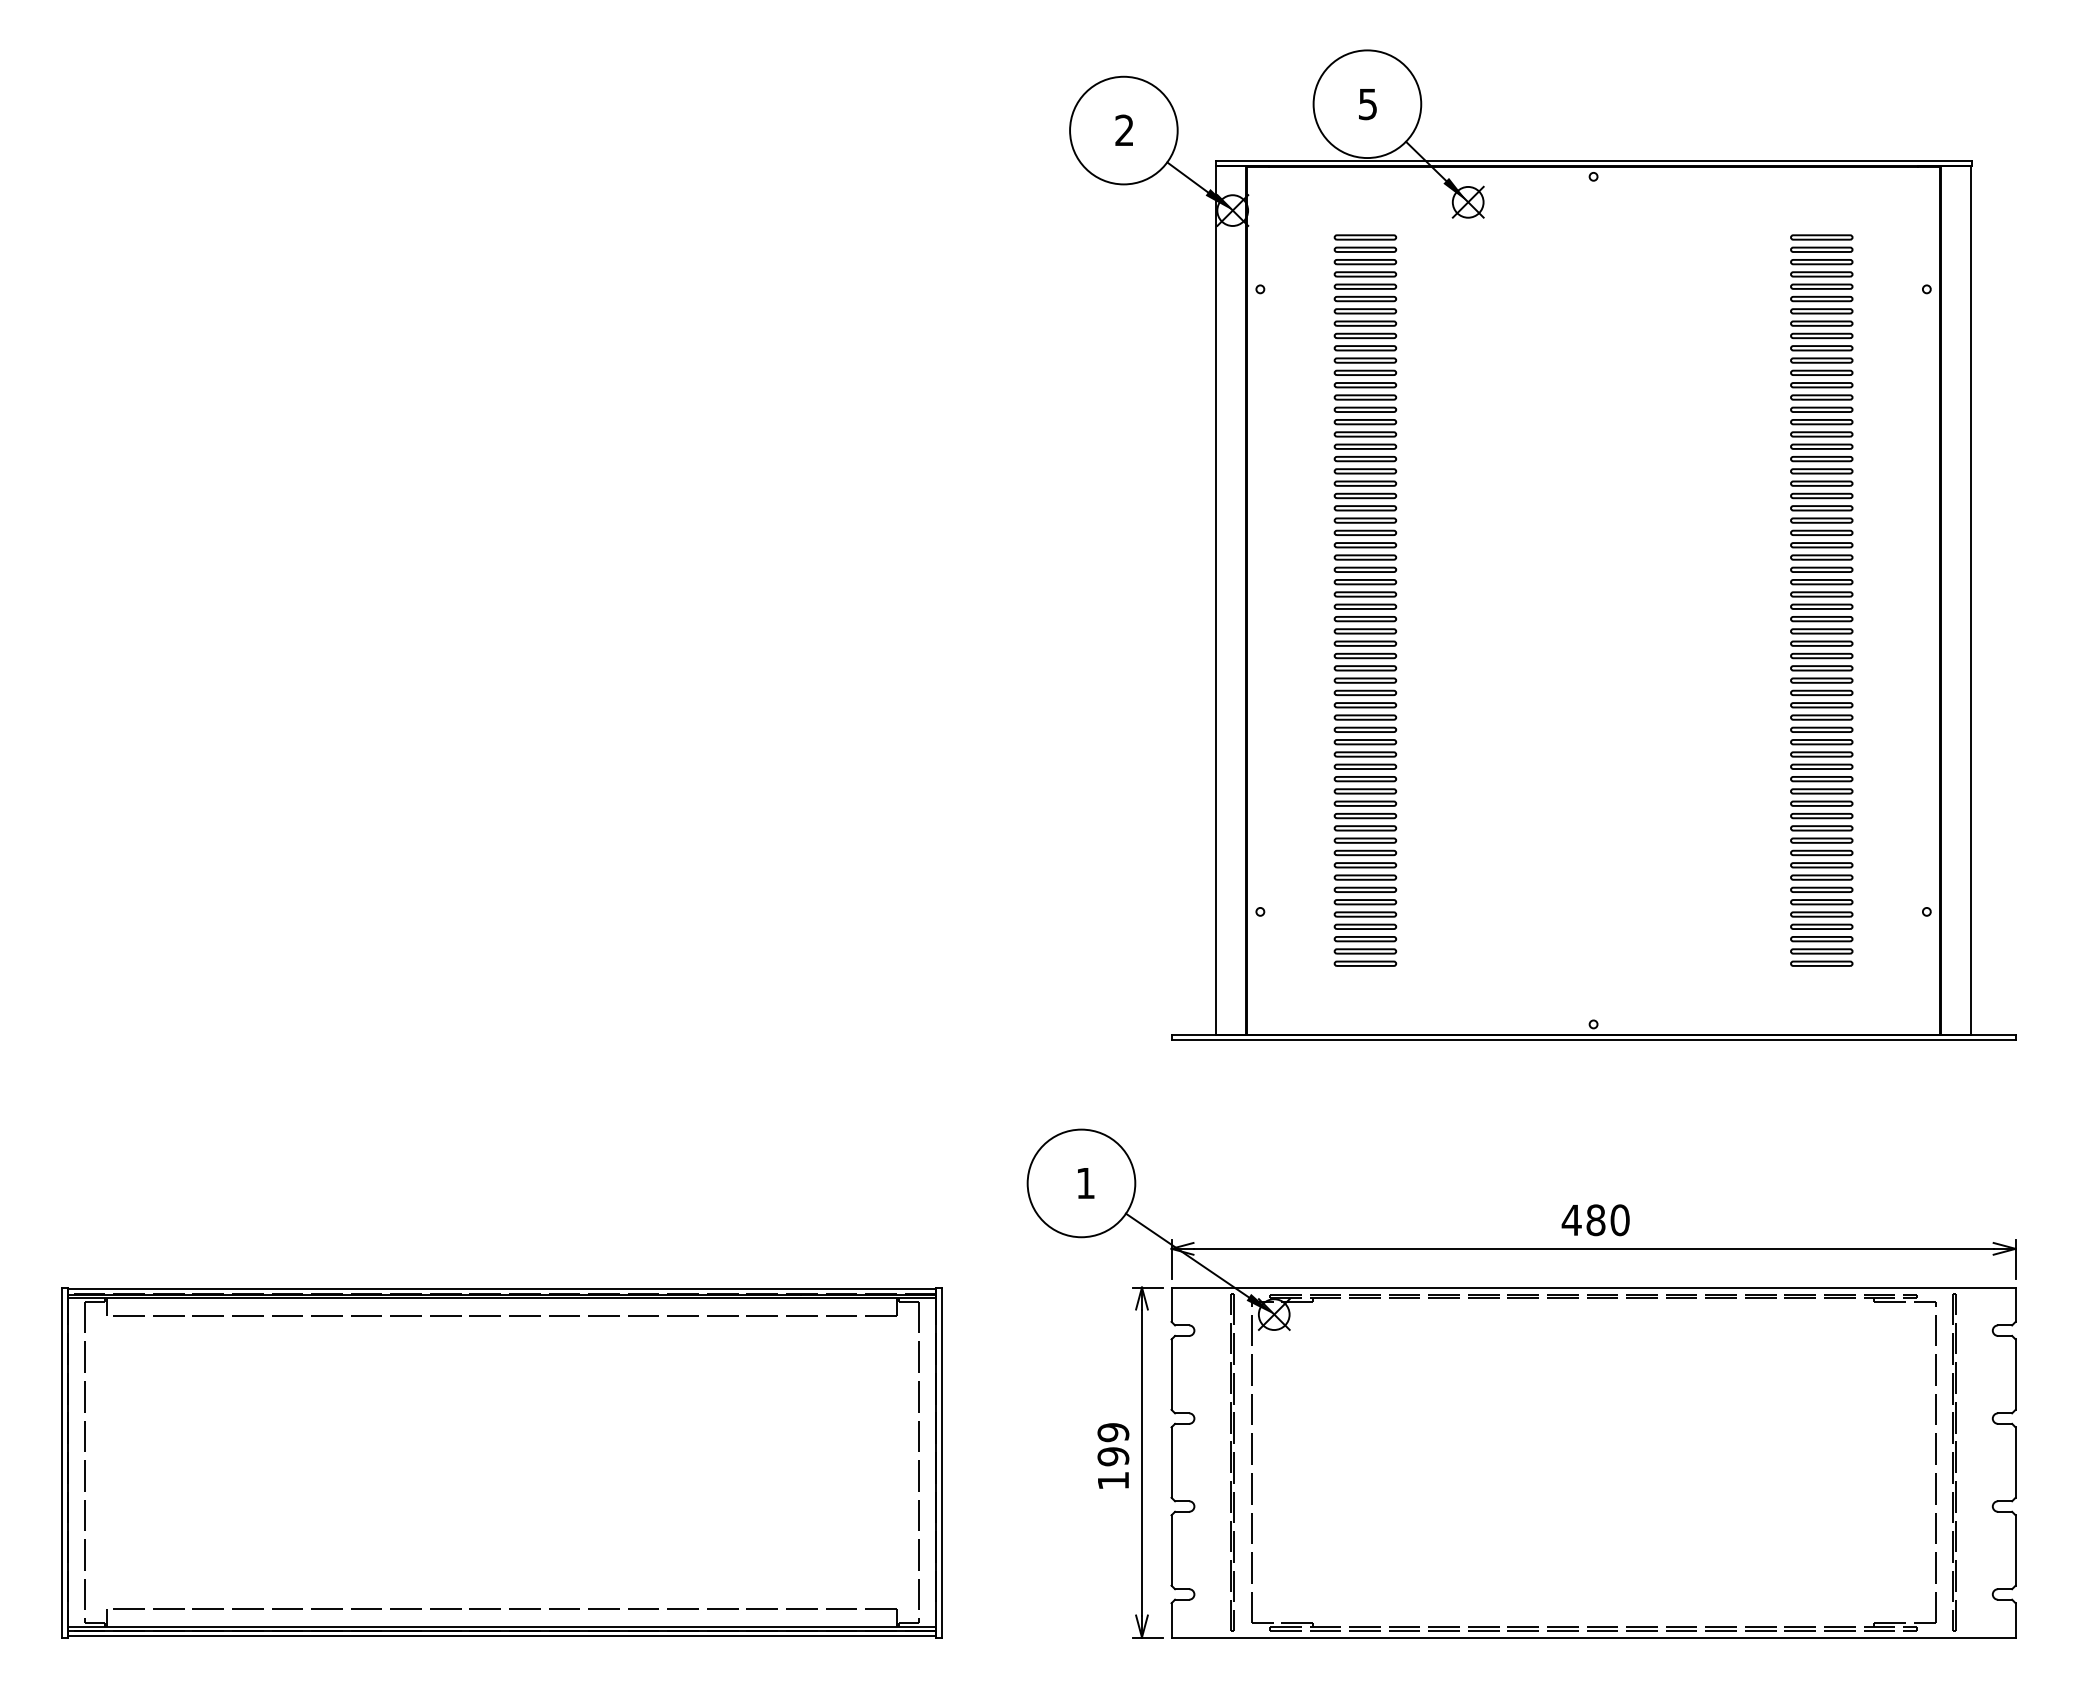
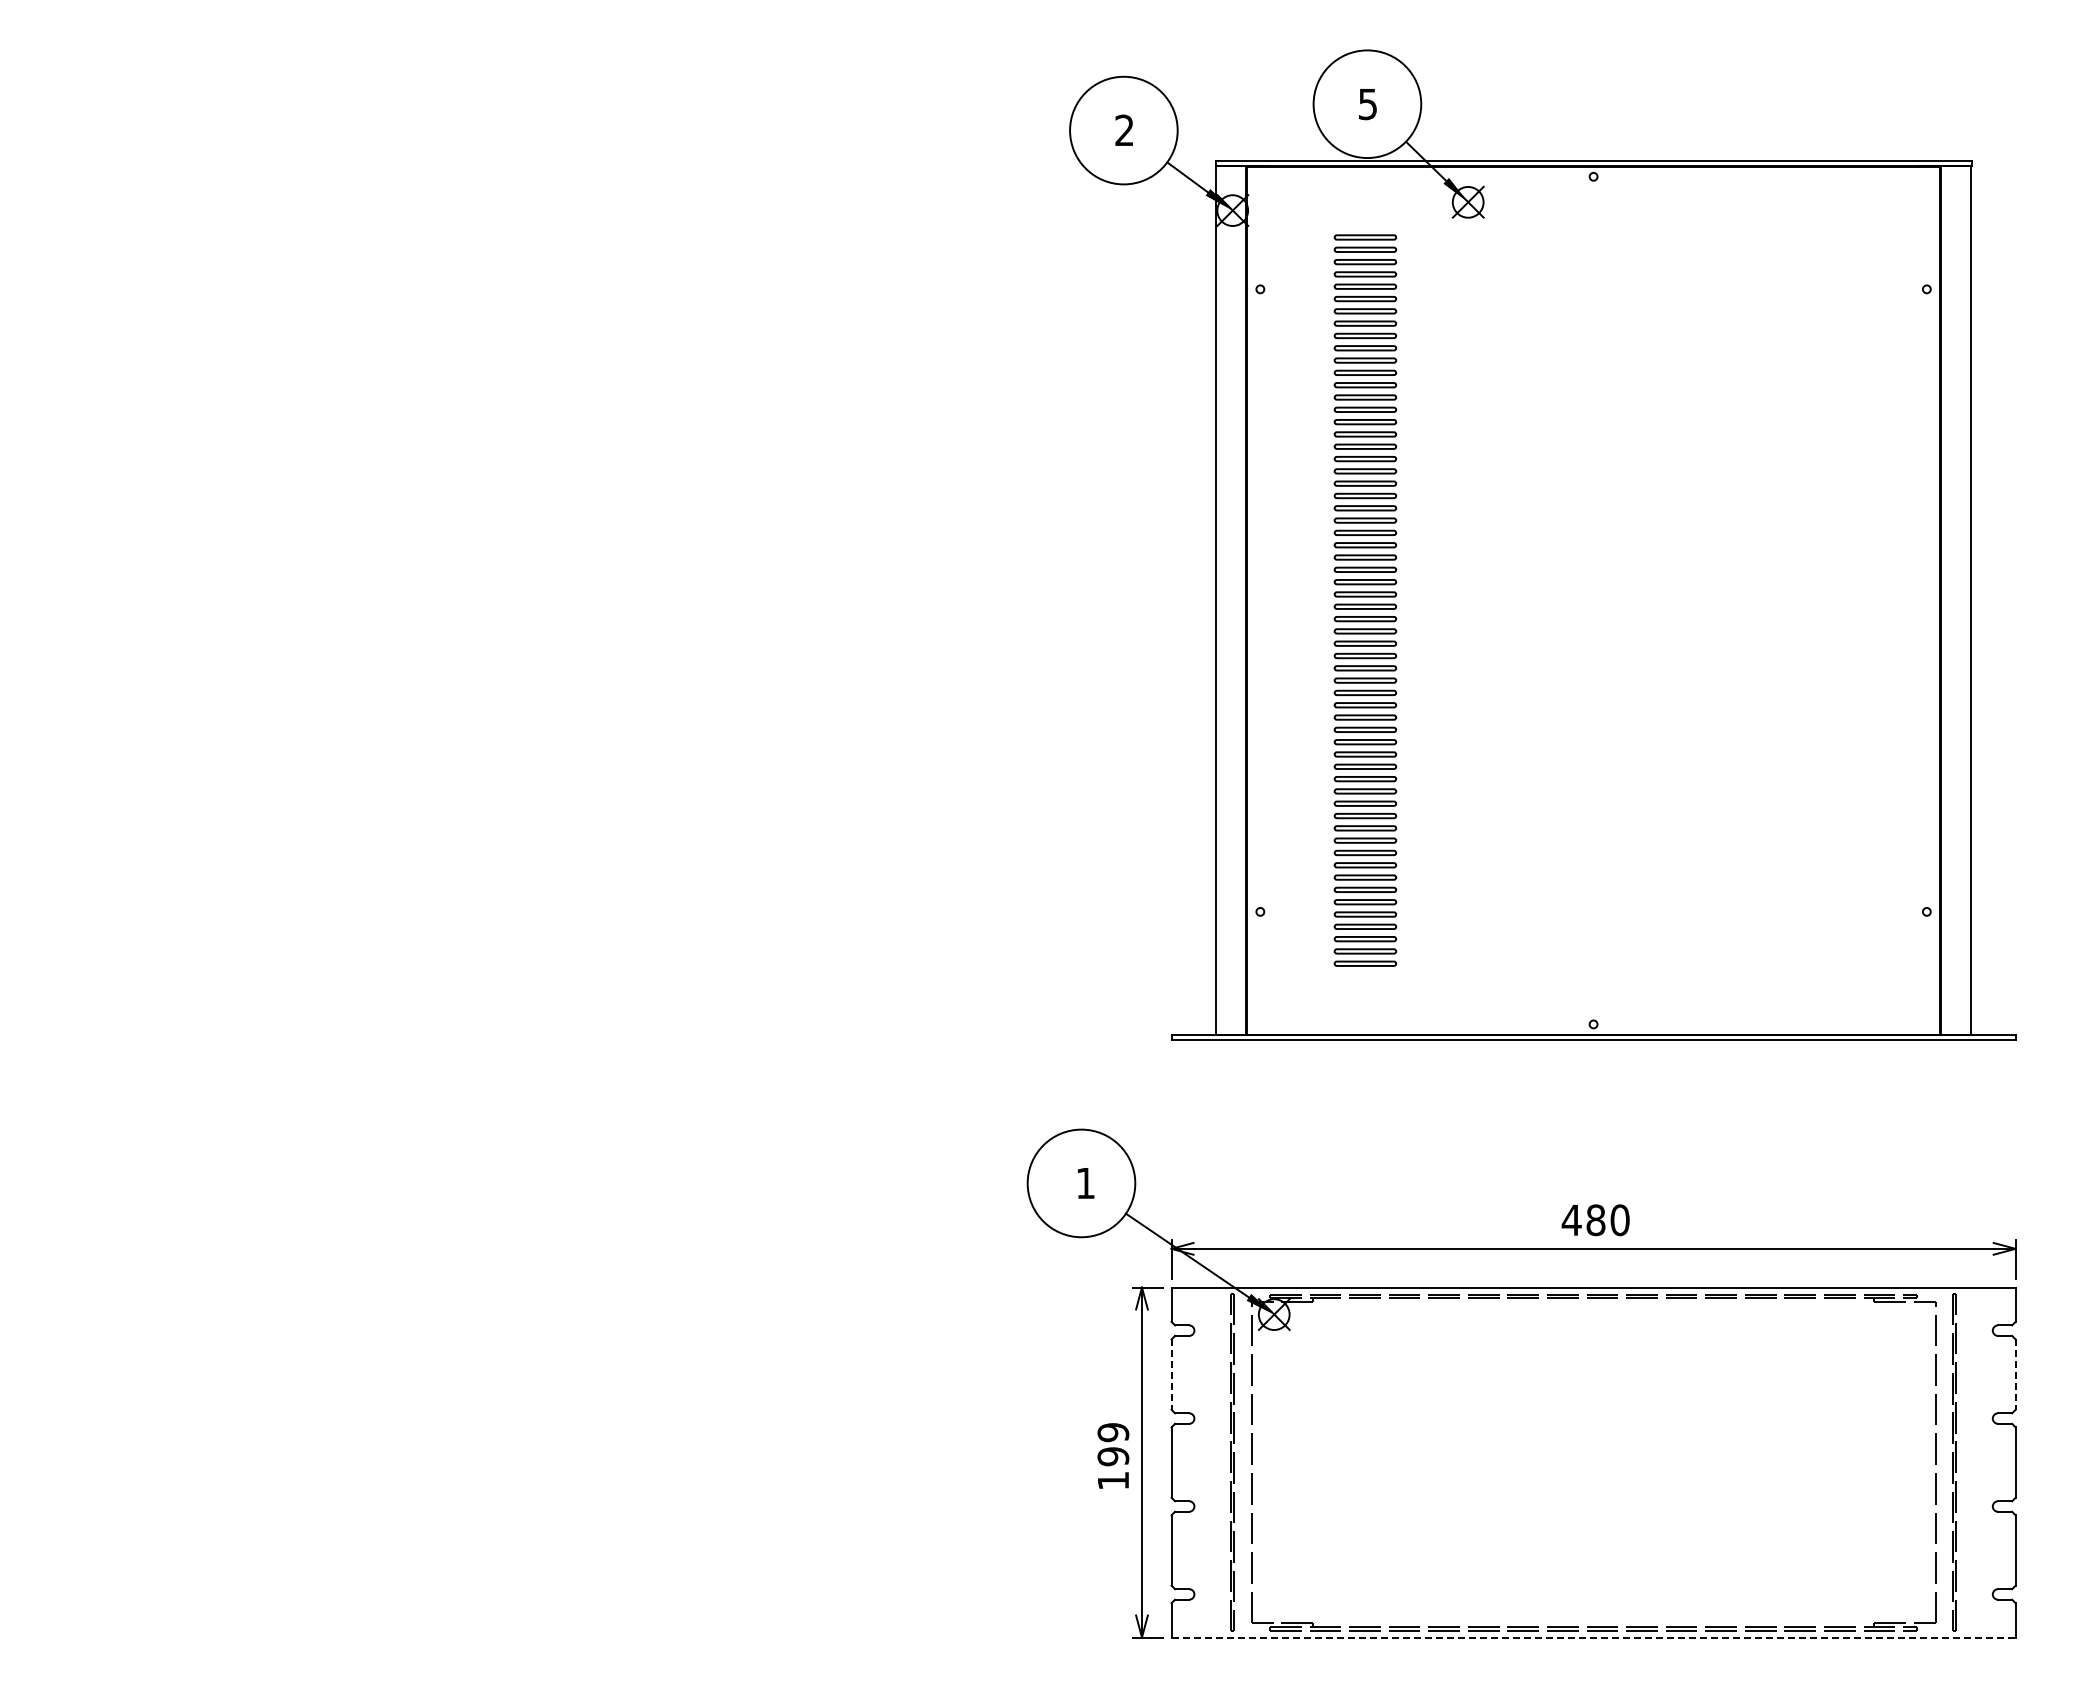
part: present -> none (1821, 600)
line: solid -> dashed (1171, 1375)
line: solid -> dashed (2015, 1375)
part: present -> none (501, 1462)
line: solid -> dashed (1594, 1637)
